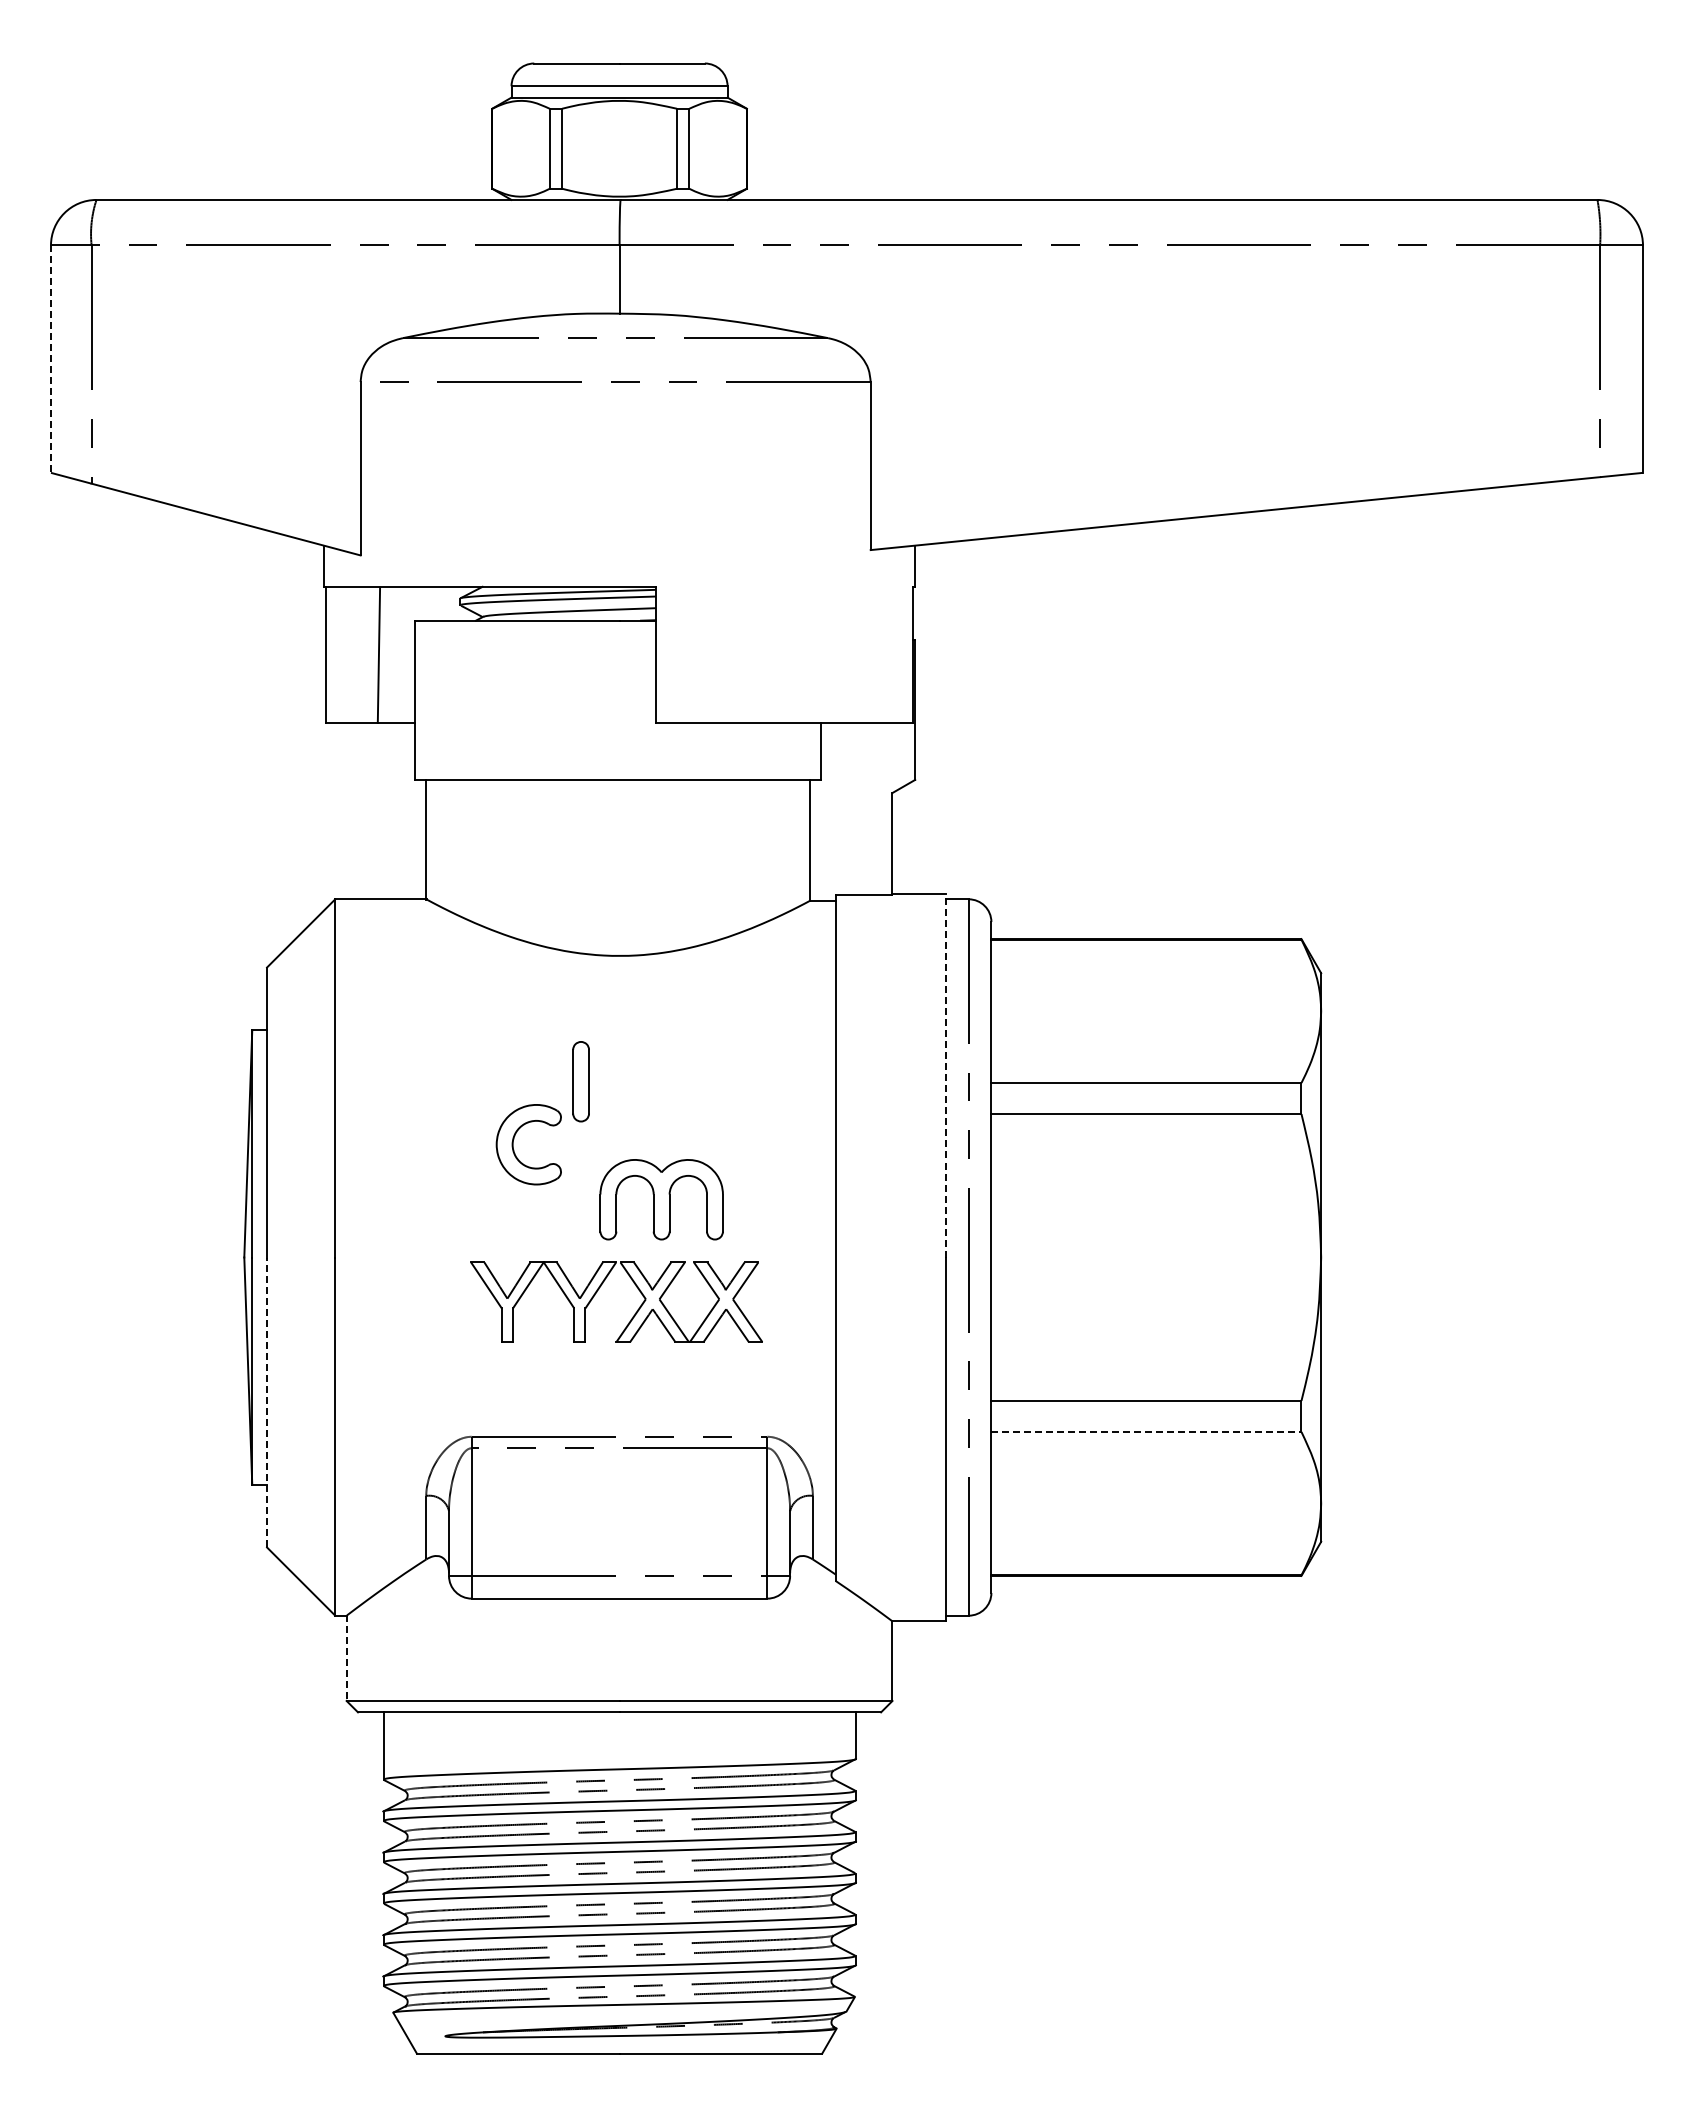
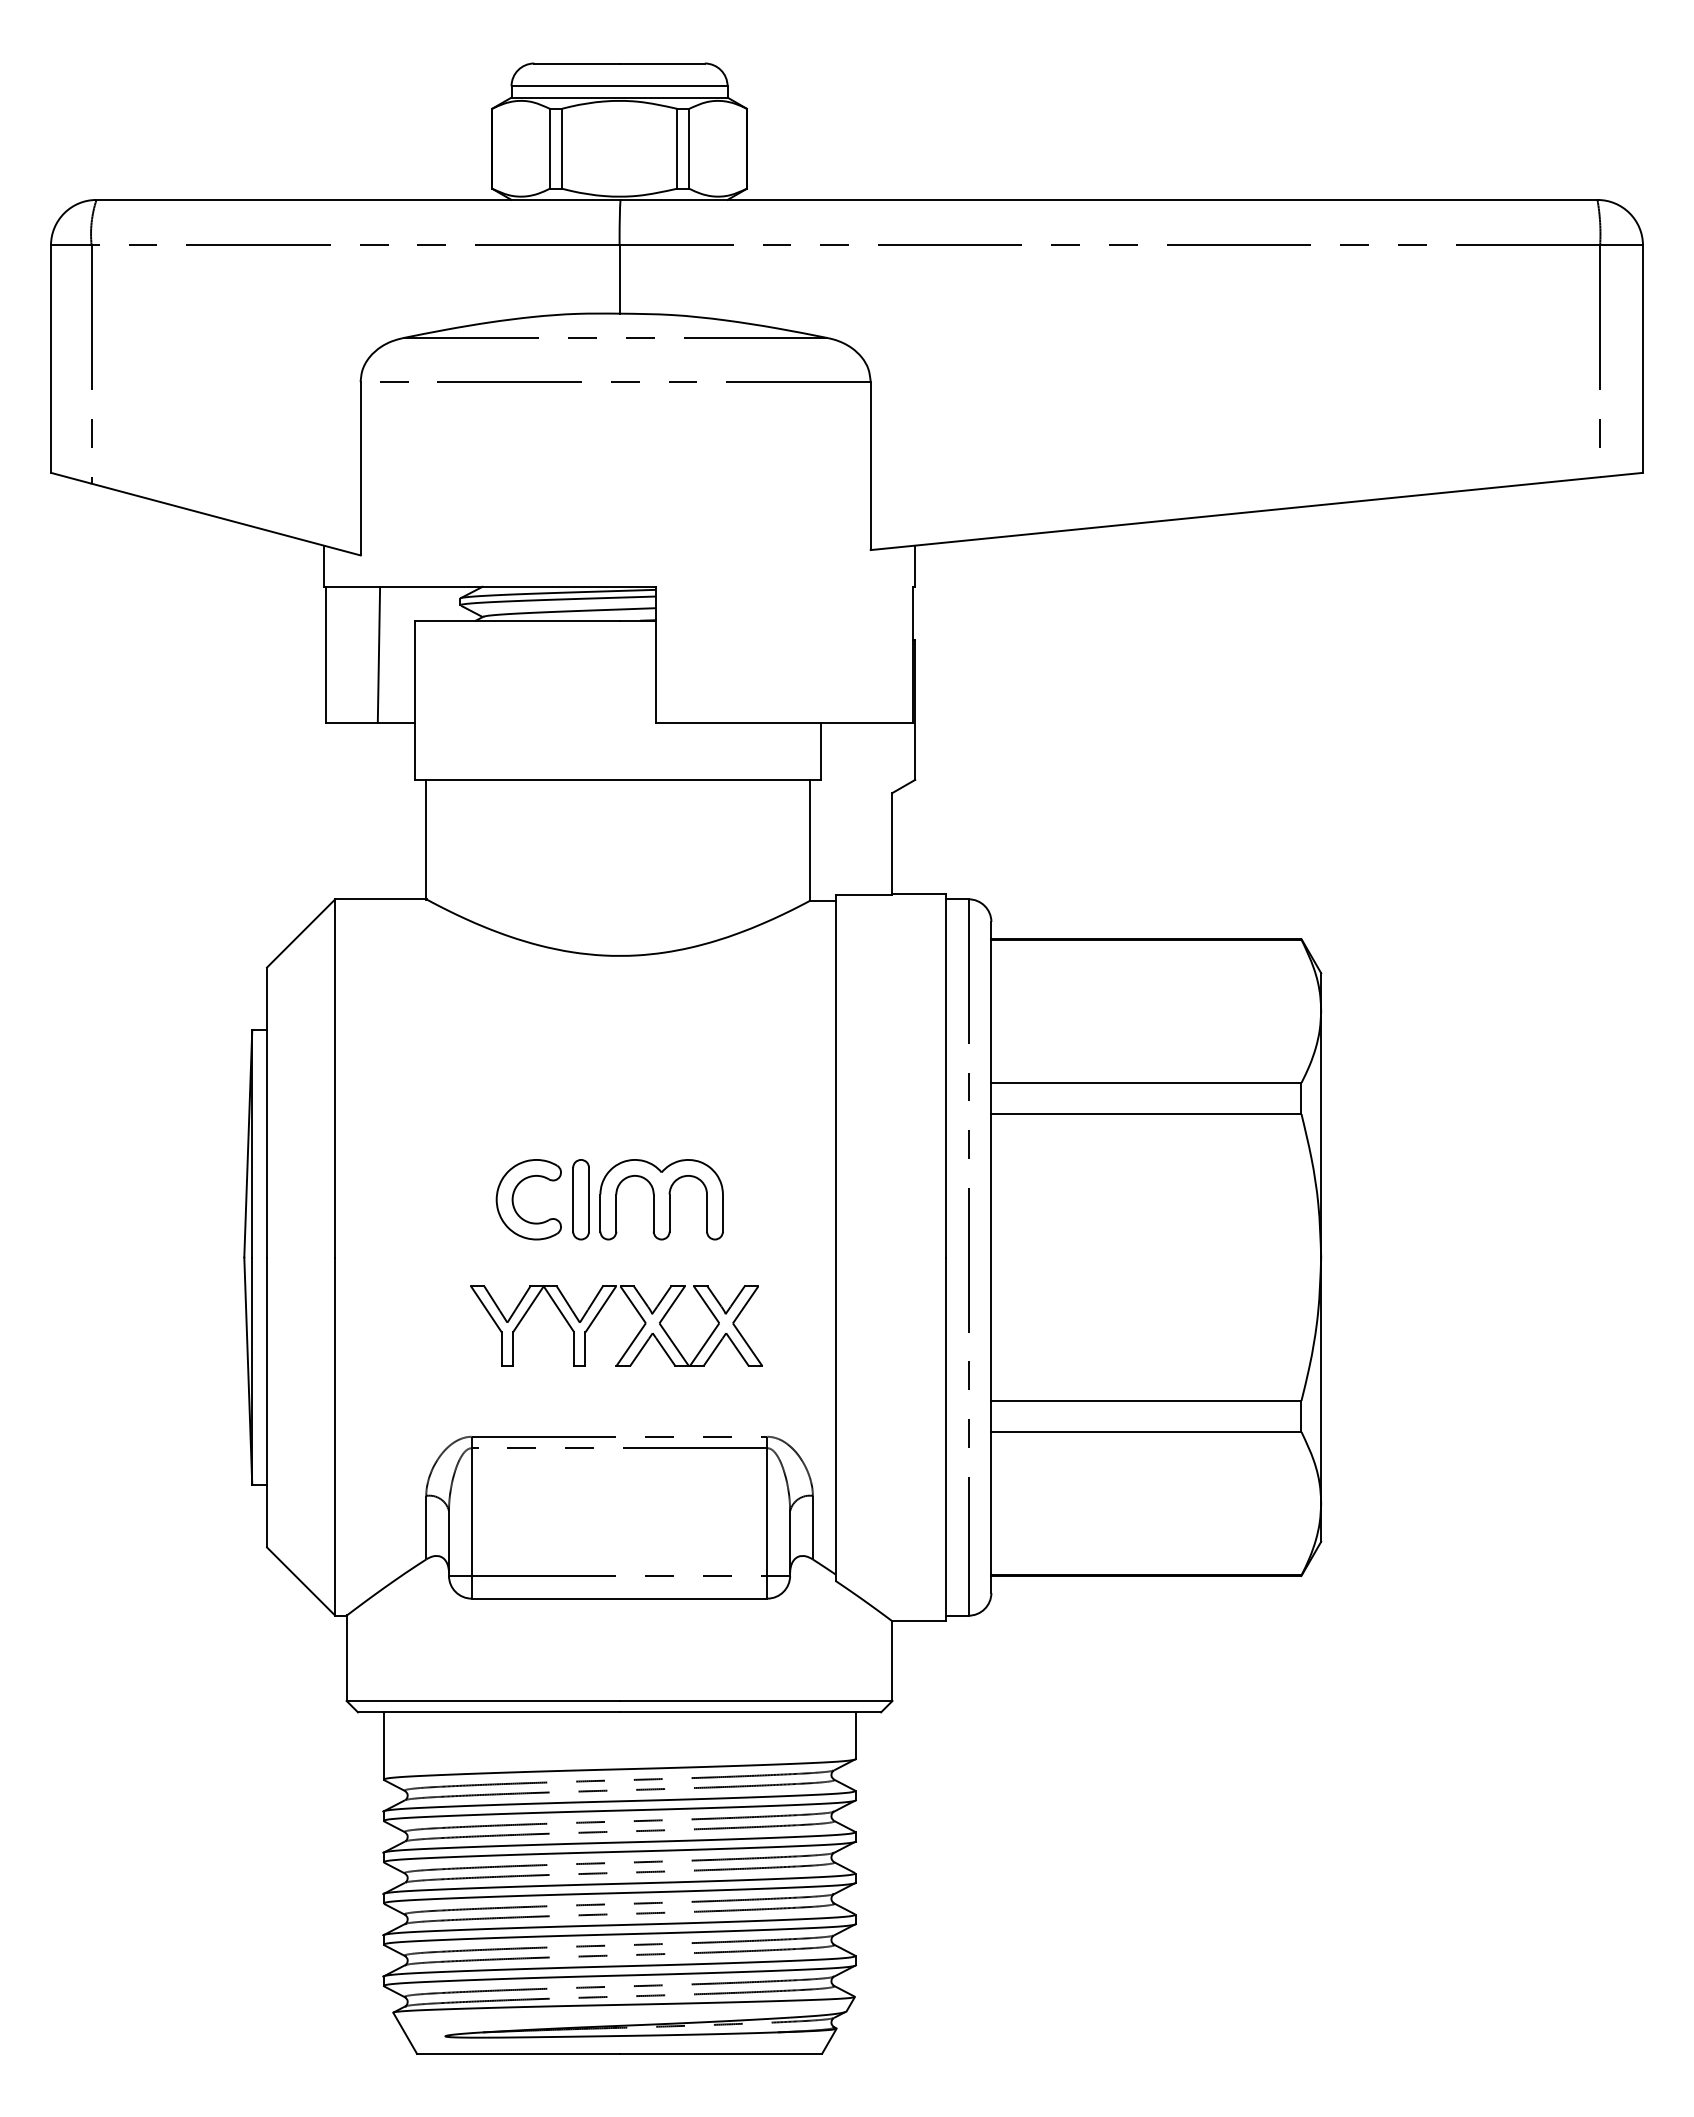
line: dashed -> solid (50, 359)
line: dashed -> solid (945, 1075)
part position: (580, 1081) -> (580, 1199) (580, 1199)
part position: (514, 1139) -> (514, 1194) (514, 1194)
part position: (599, 1289) -> (599, 1313) (599, 1313)
line: dashed -> solid (267, 1402)
line: dashed -> solid (1146, 1431)
line: dashed -> solid (346, 1658)
